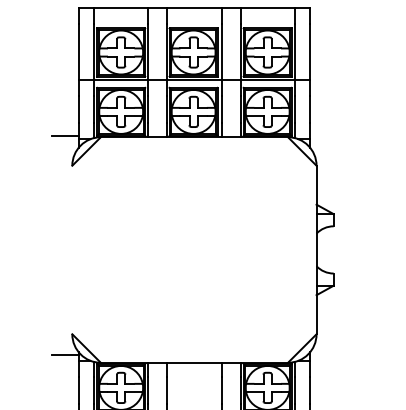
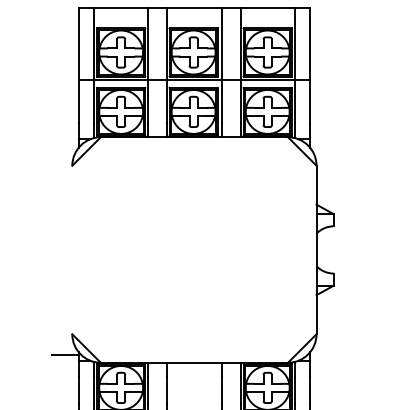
line: present -> none (64, 135)
